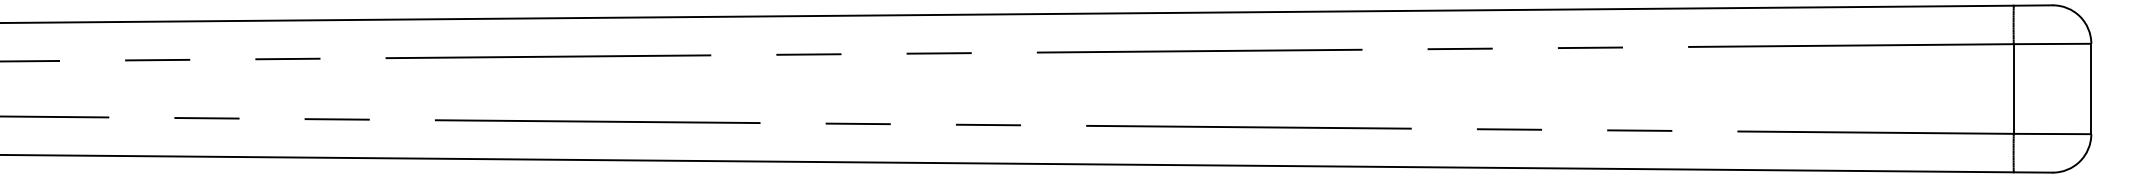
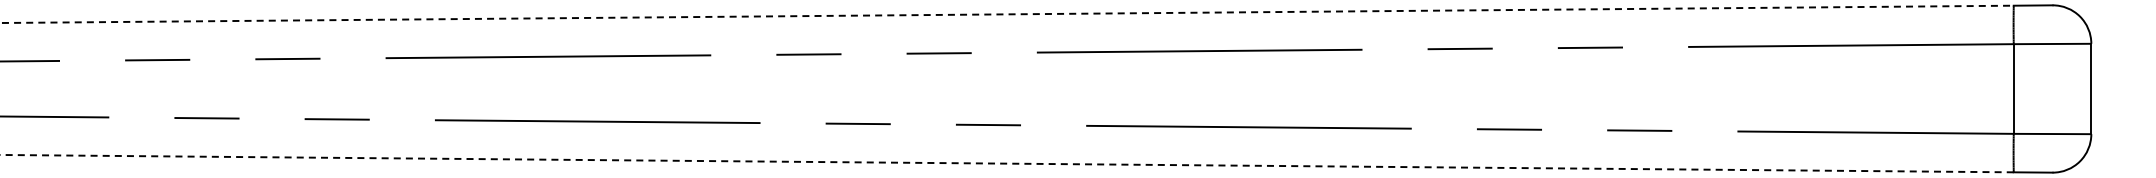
line: solid -> dashed (1007, 14)
line: solid -> dashed (1007, 163)
